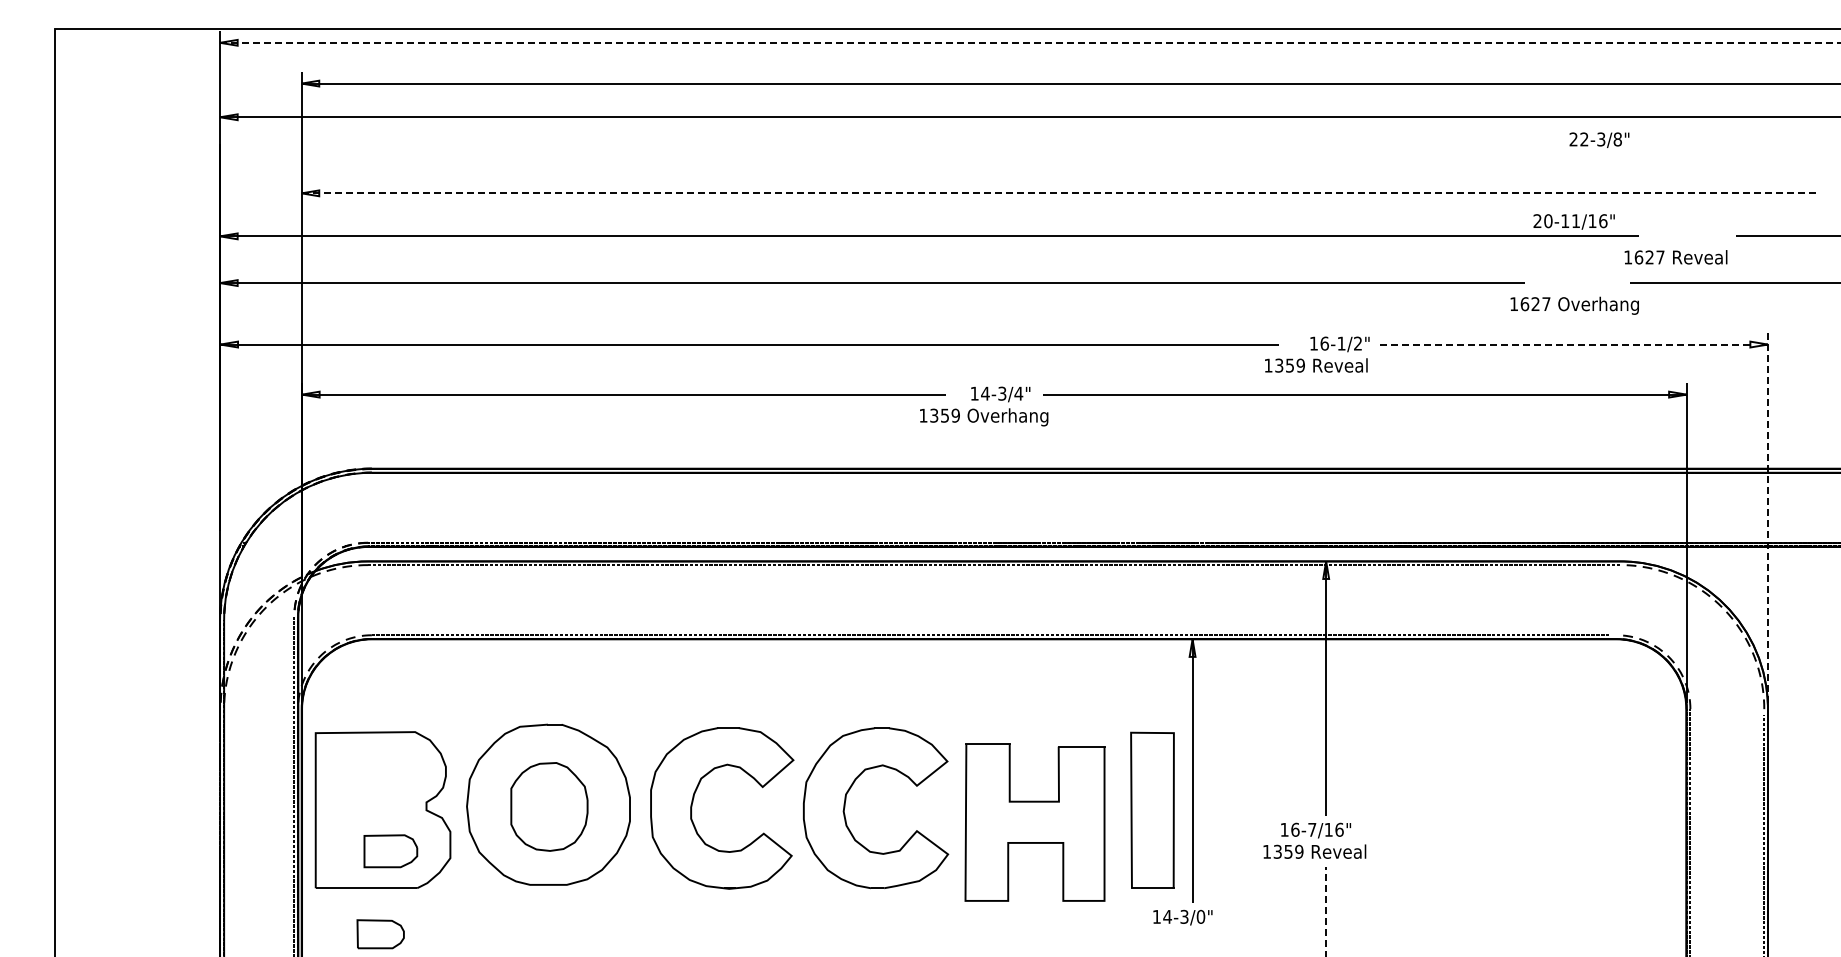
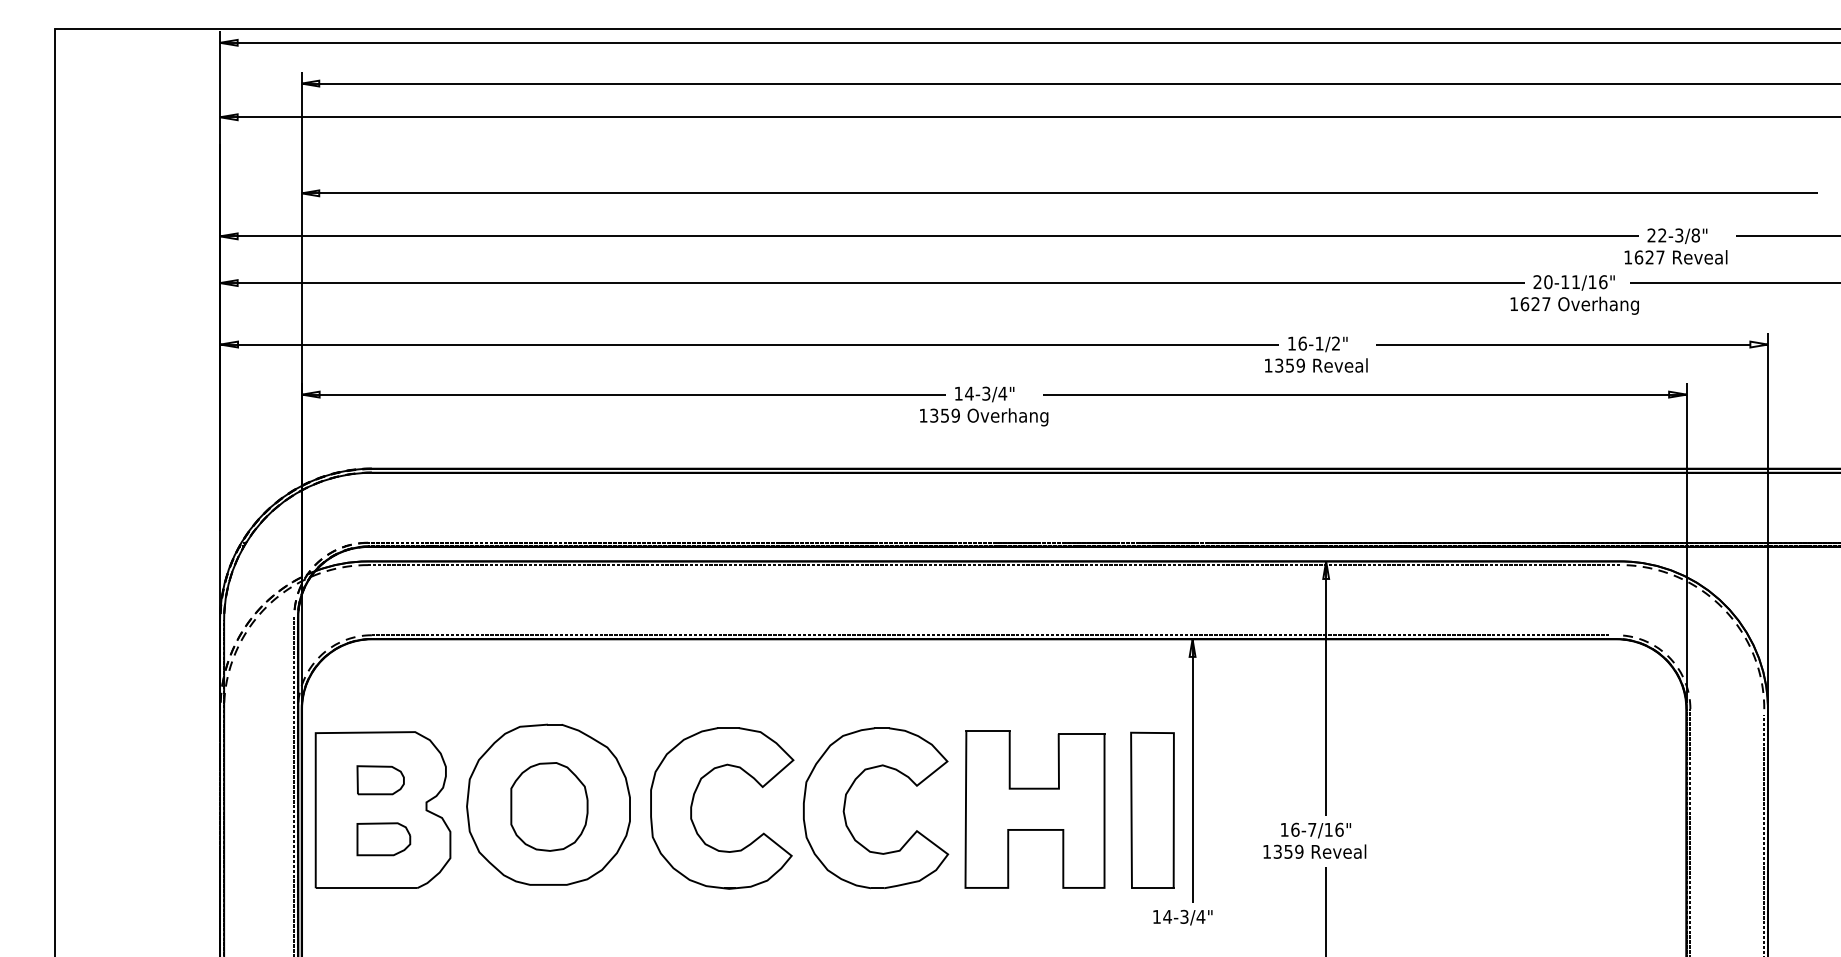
line: dashed -> solid (1030, 42)
text position: (1599, 139) -> (1677, 235) (1677, 235)
line: dashed -> solid (1060, 193)
text position: (1573, 221) -> (1573, 282) (1573, 282)
text position: (1339, 344) -> (1317, 344) (1317, 344)
line: dashed -> solid (1562, 344)
text position: (1000, 394) -> (984, 394) (984, 394)
line: dashed -> solid (1767, 517)
part position: (1034, 822) -> (1034, 809) (1034, 809)
part position: (390, 851) -> (383, 839) (383, 839)
line: dashed -> solid (1326, 911)
text: 14-3/0" -> 14-3/4" (1200, 916)
part position: (380, 934) -> (380, 780) (380, 780)
